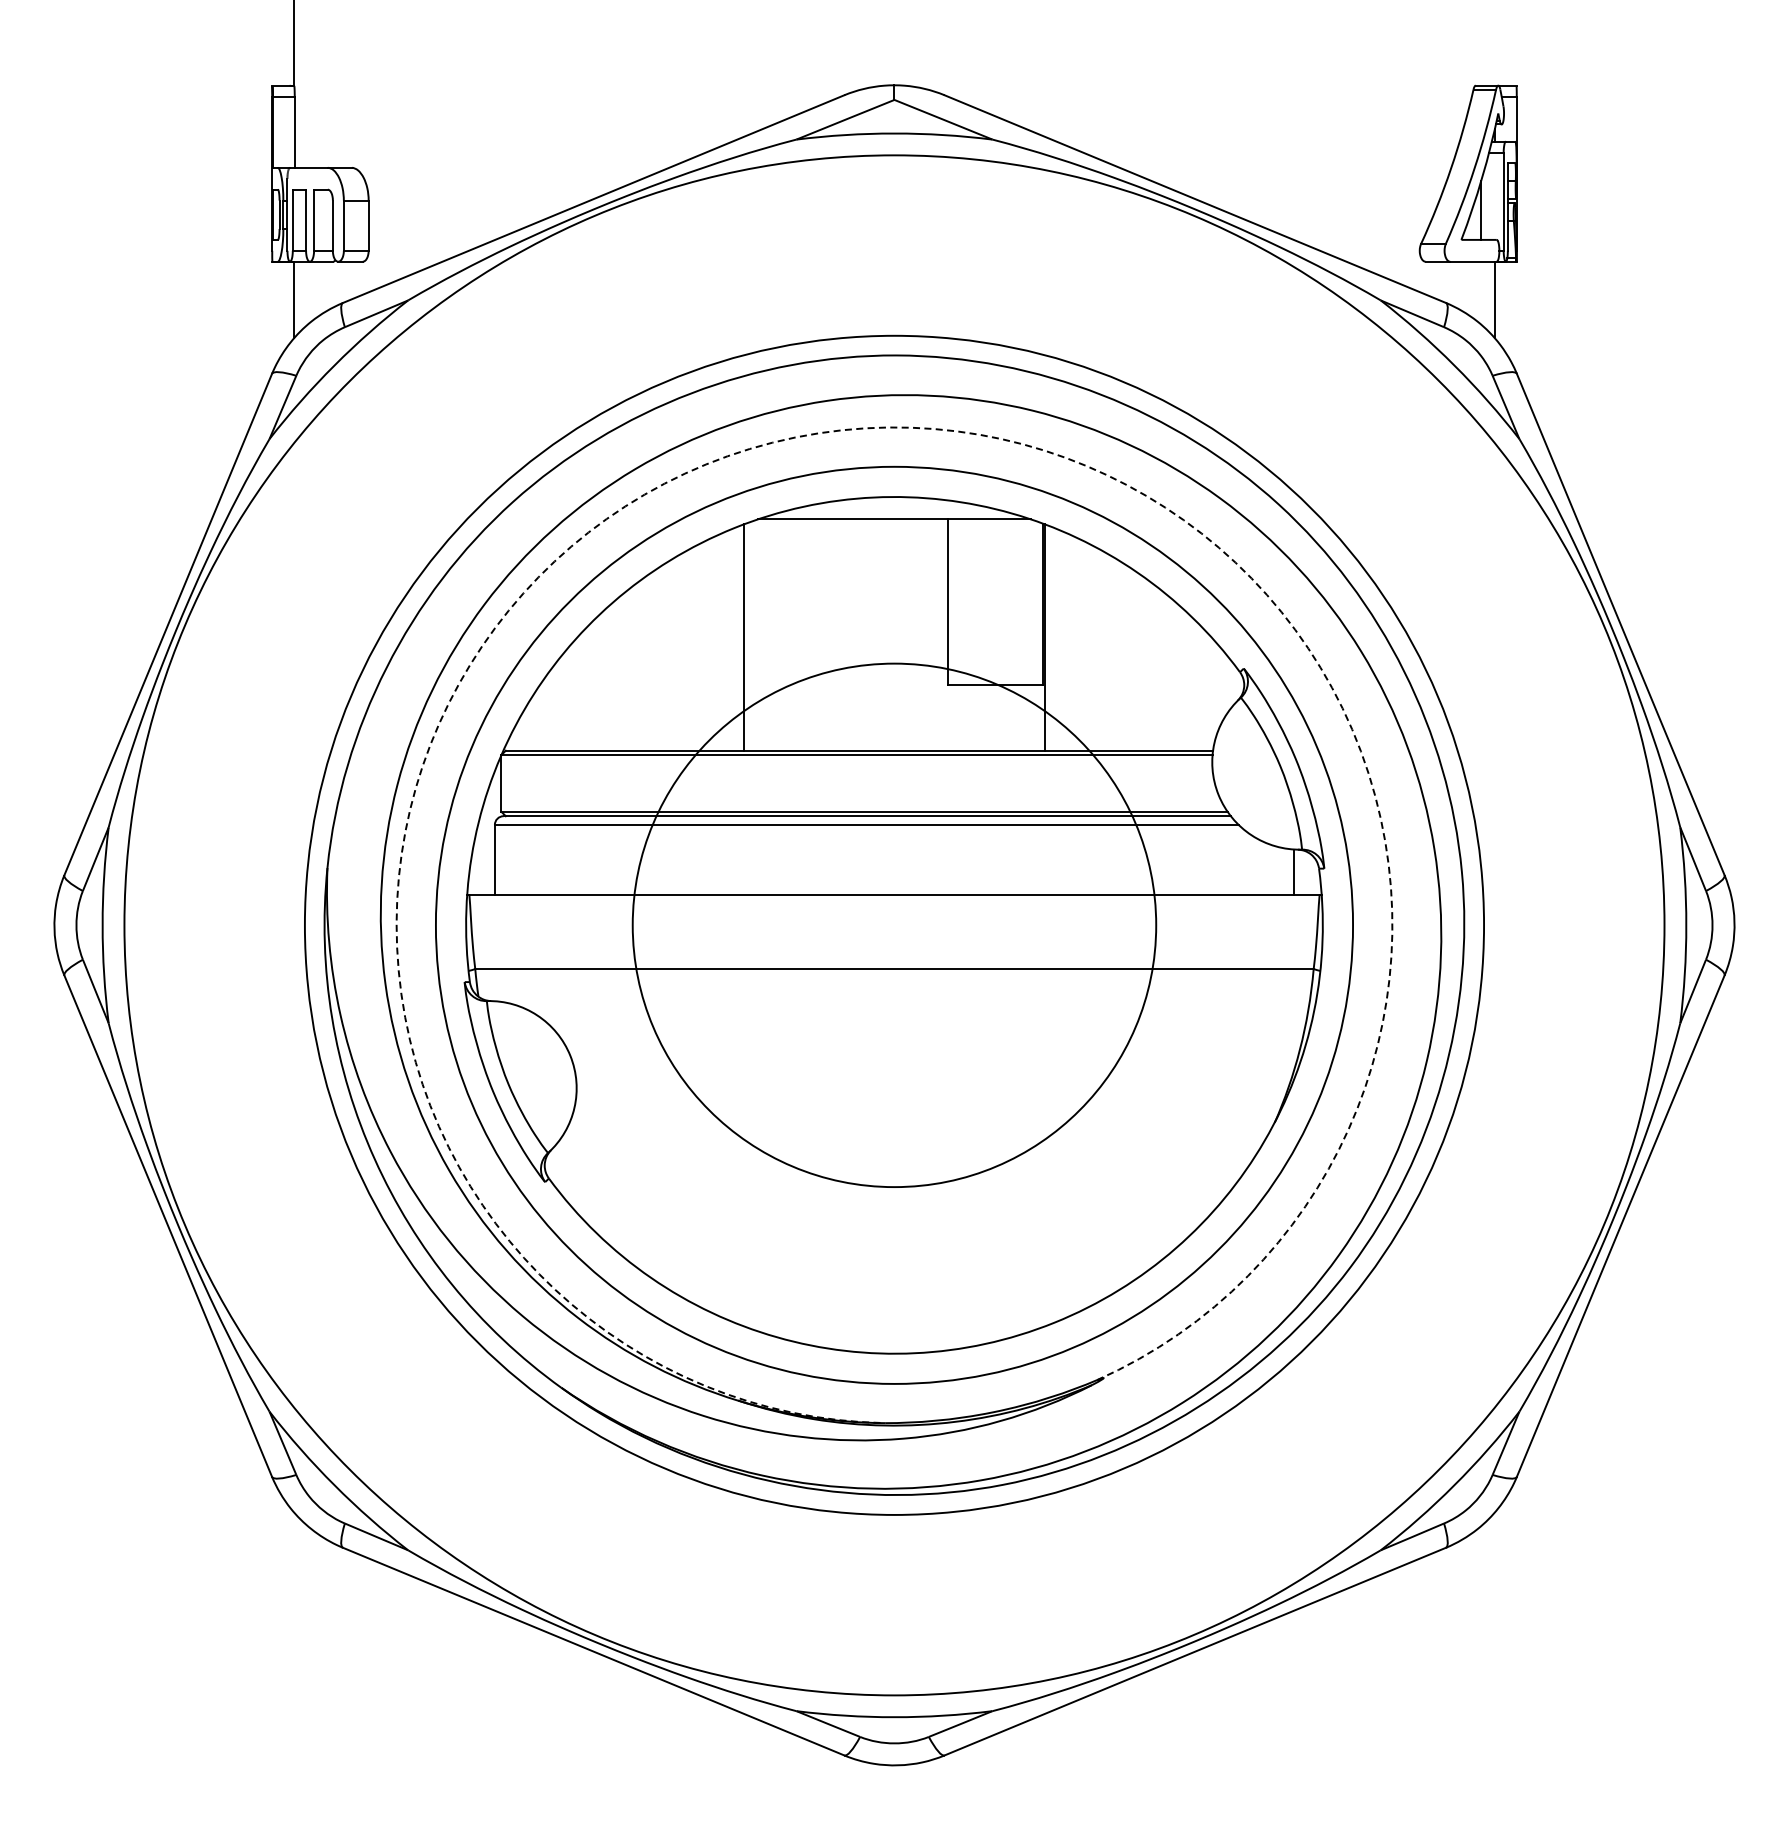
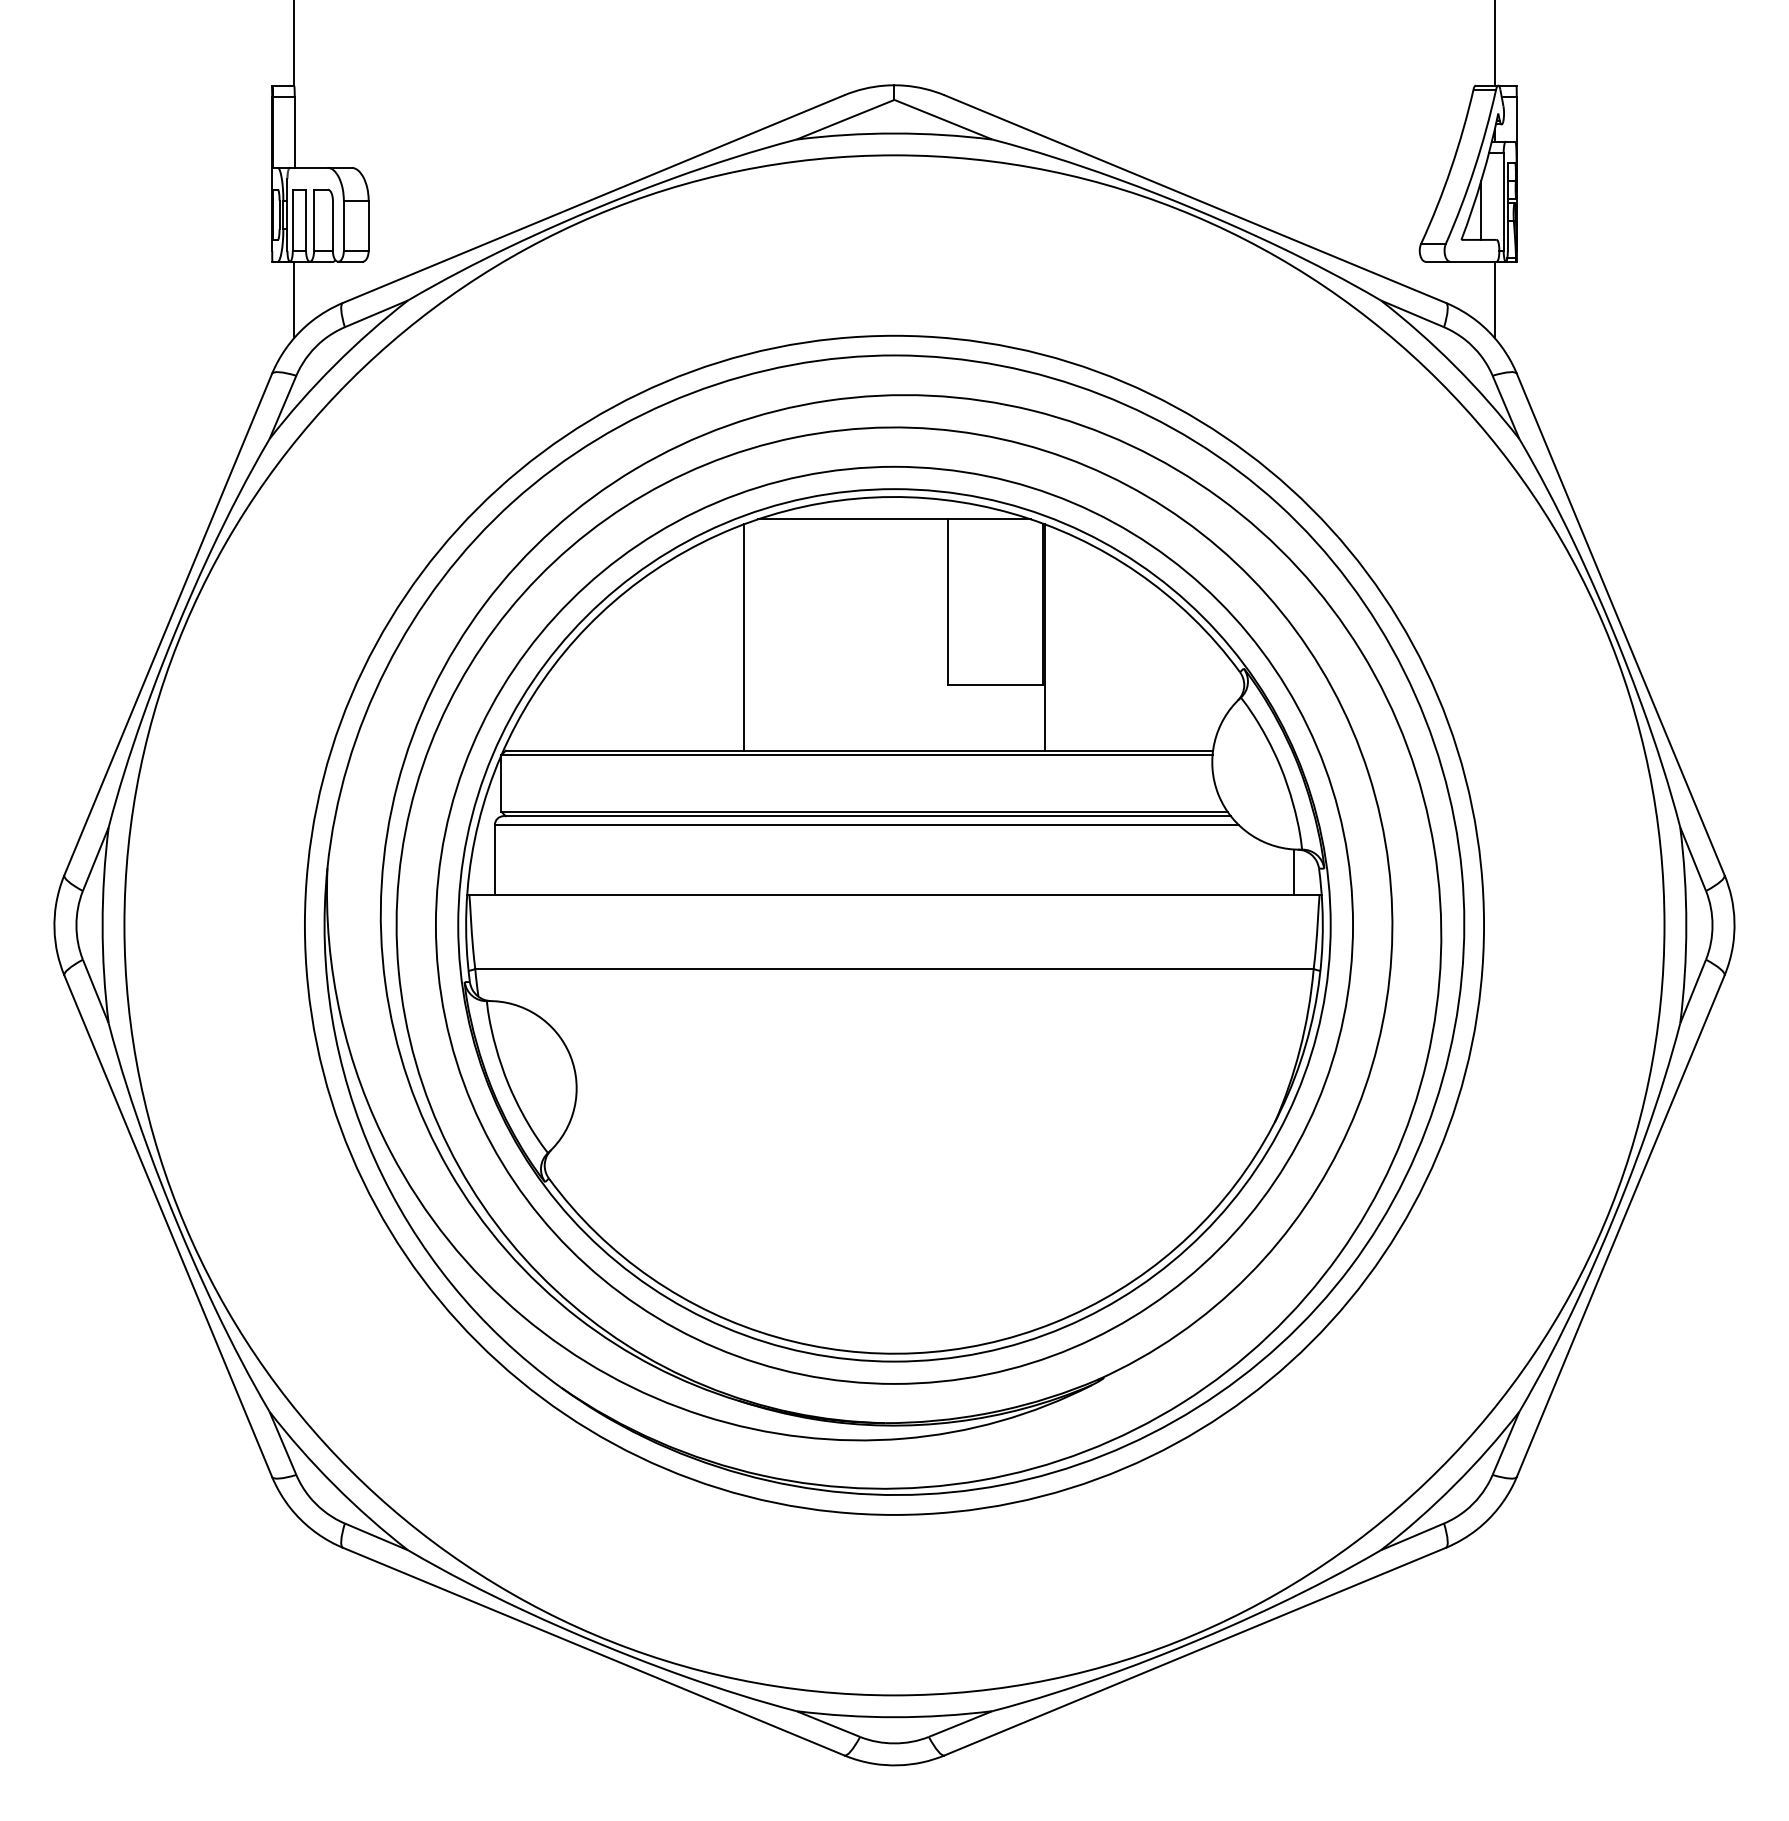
line: none -> present (1494, 43)
arc: dashed -> solid (795, 437)
circle diameter: 523 px -> 872 px (894, 925)
